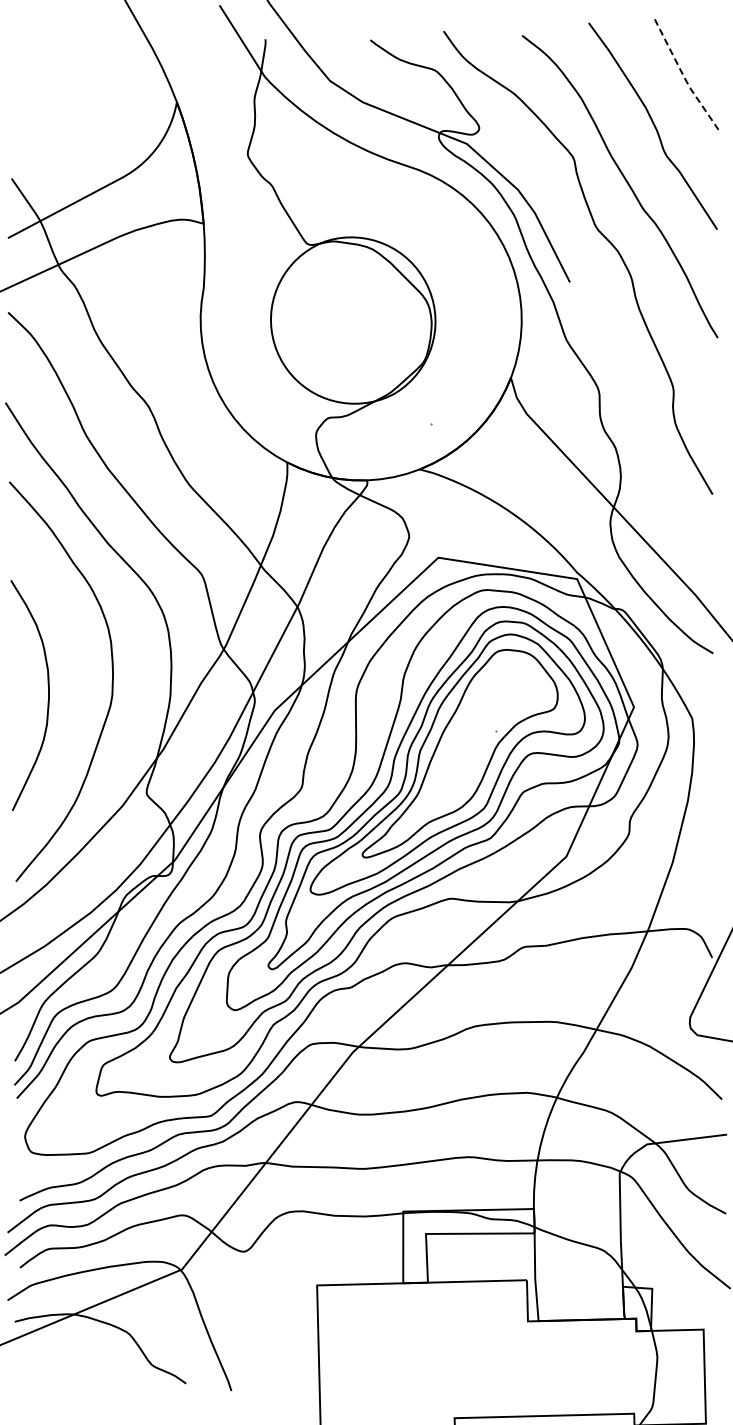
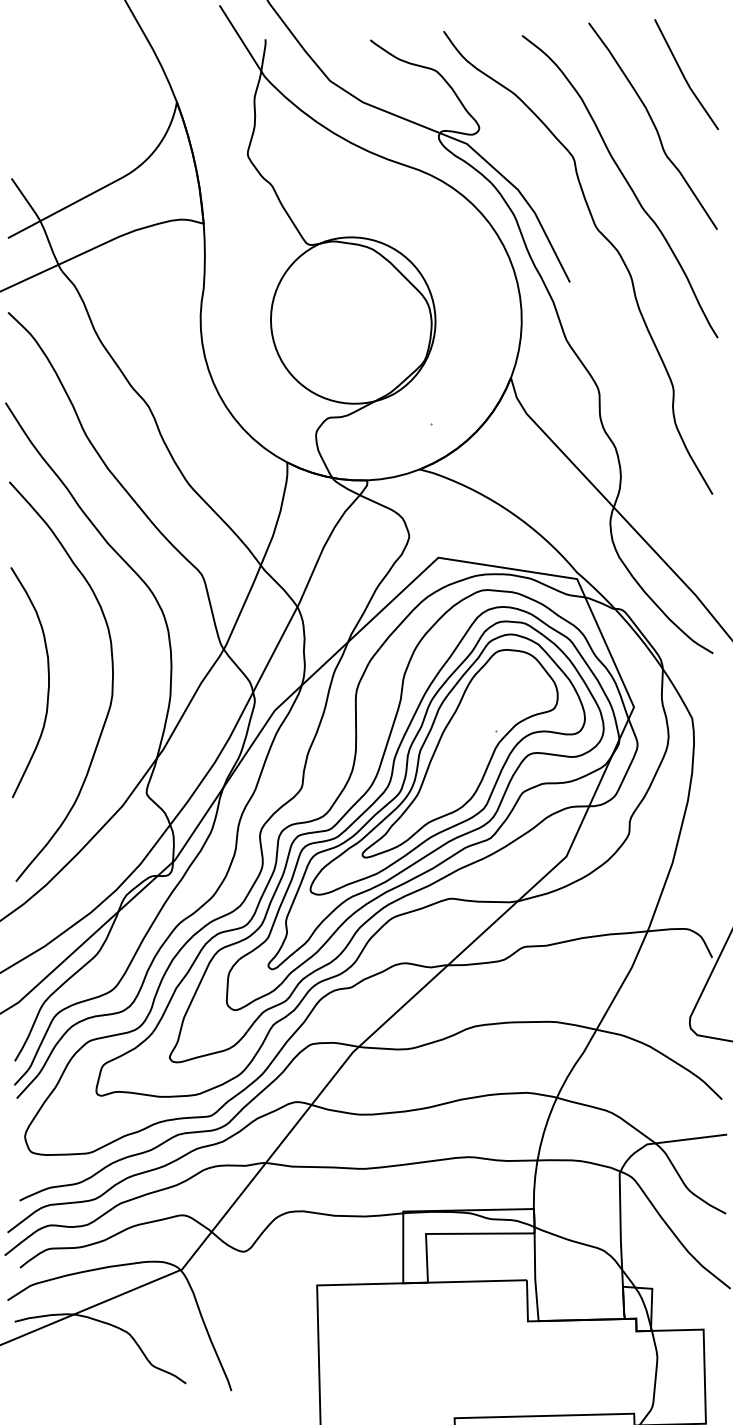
line: dashed -> solid (684, 77)
curve position: (47, 701) -> (47, 688) (47, 688)
